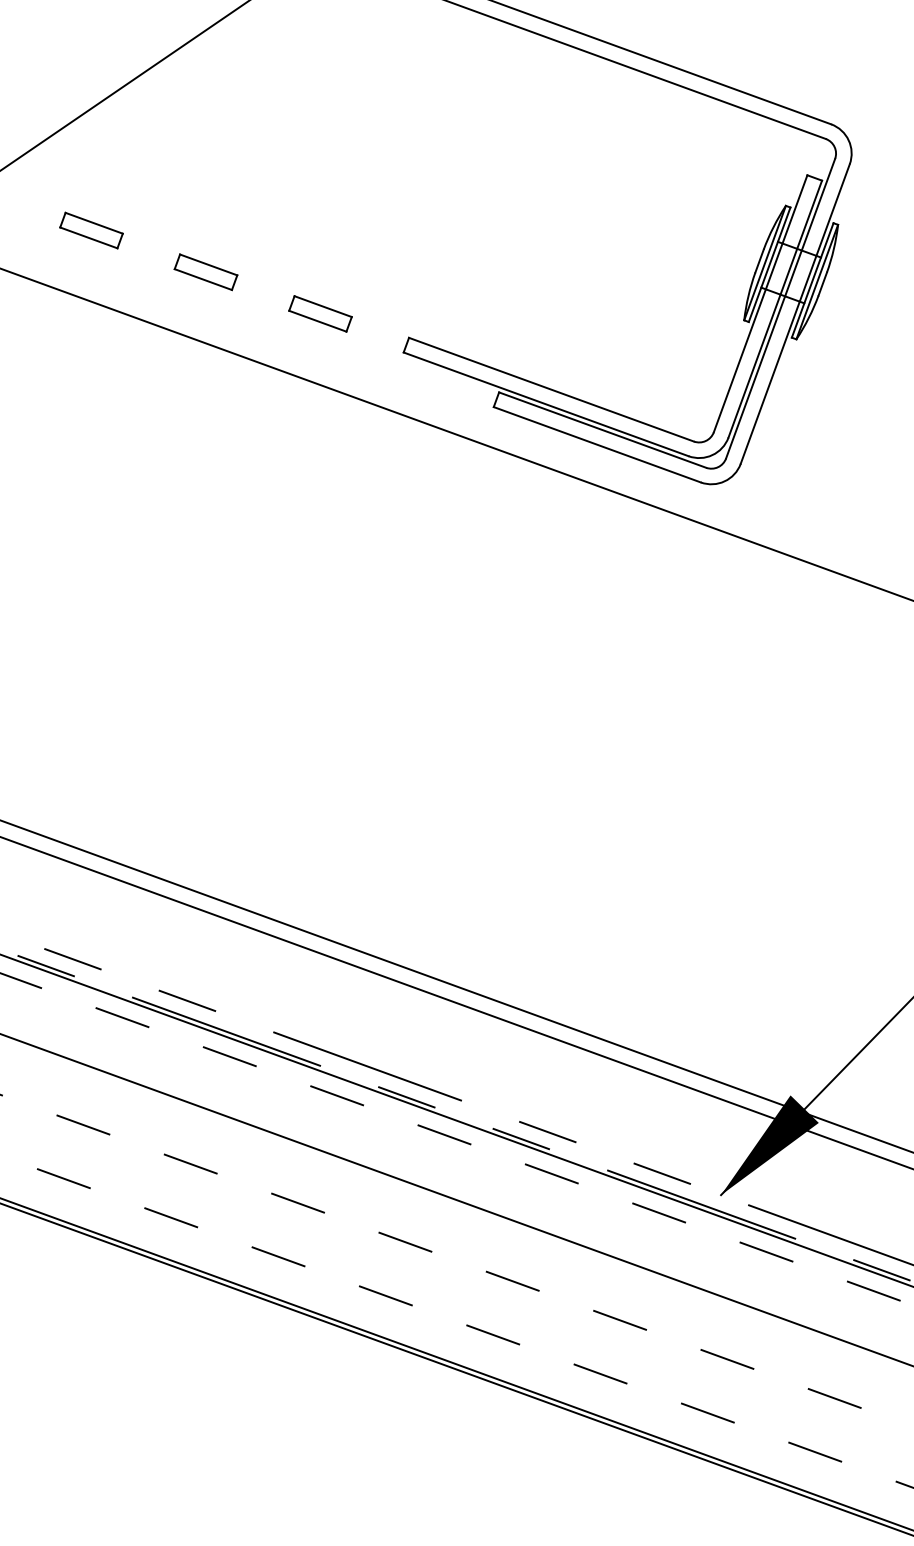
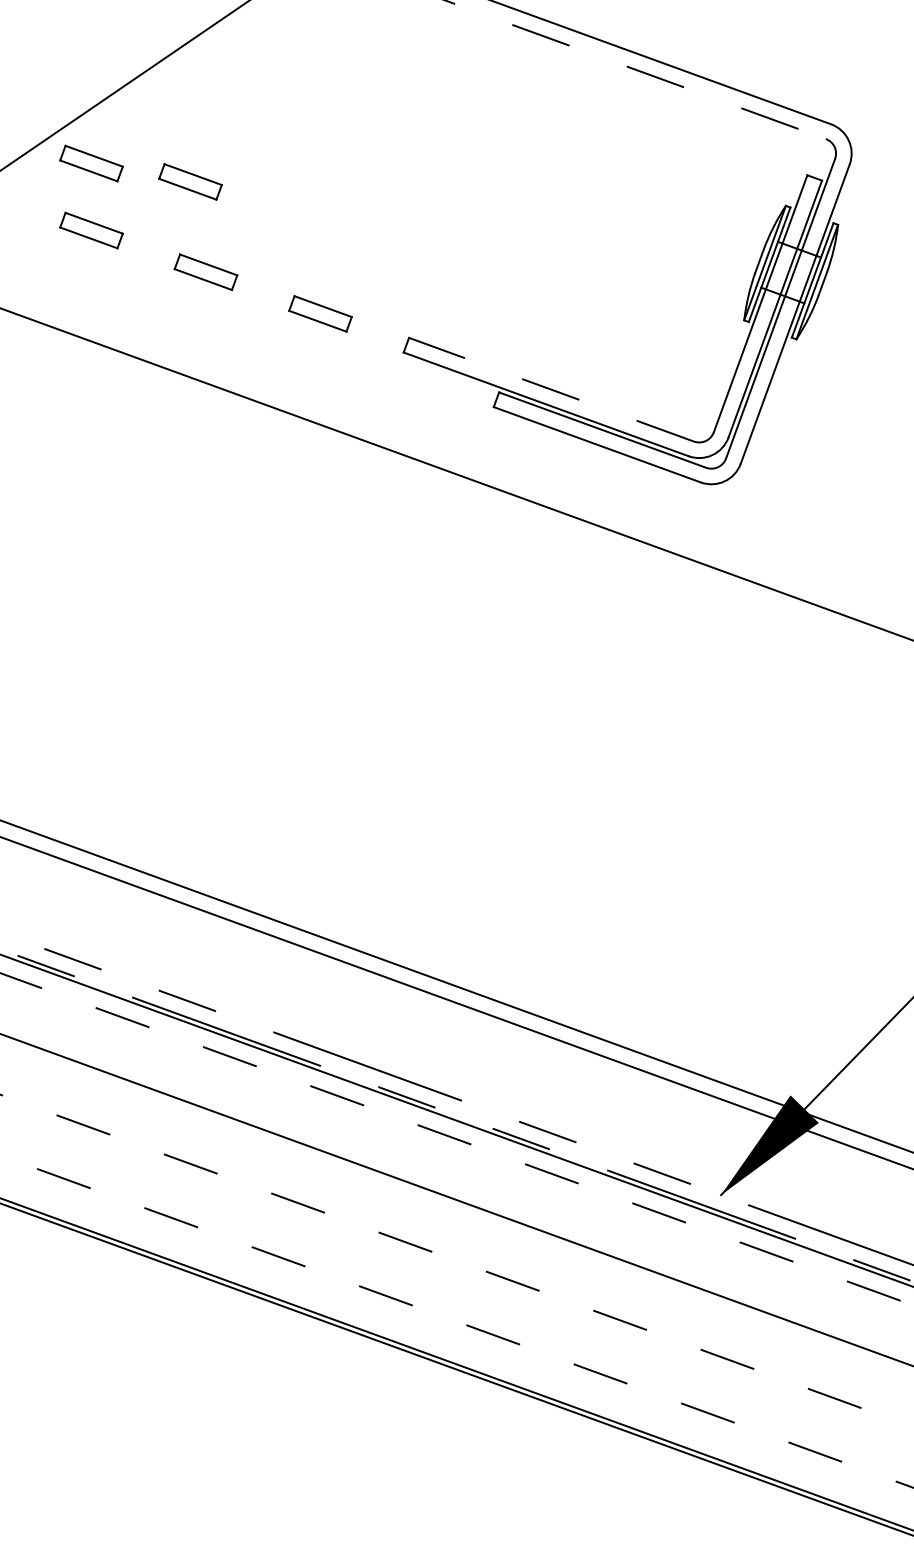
line: solid -> dashed (635, 69)
part: none -> present (91, 163)
part: none -> present (190, 181)
line: solid -> dashed (551, 389)
line position: (456, 434) -> (456, 474) (456, 474)
